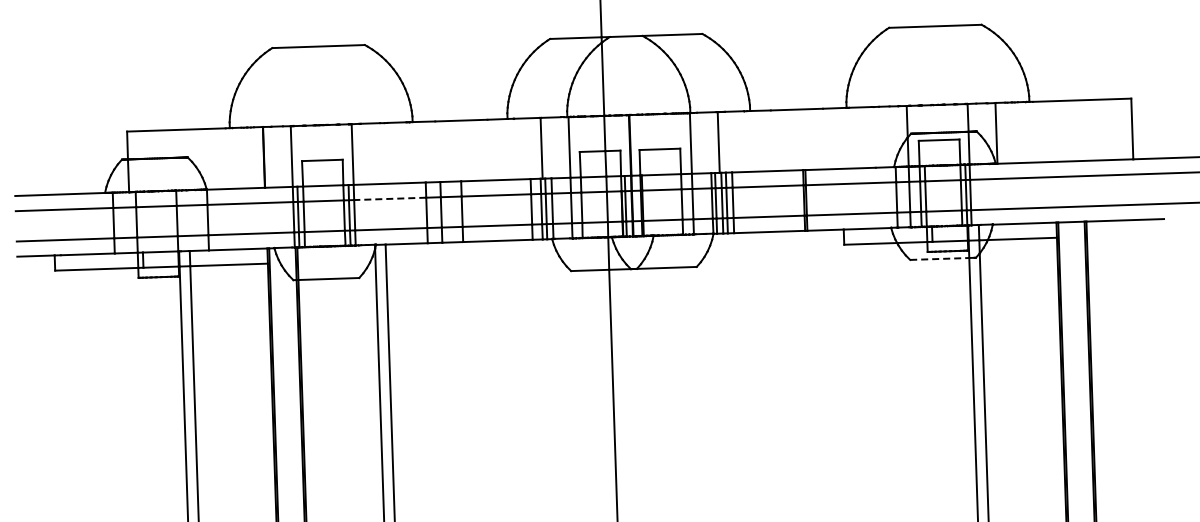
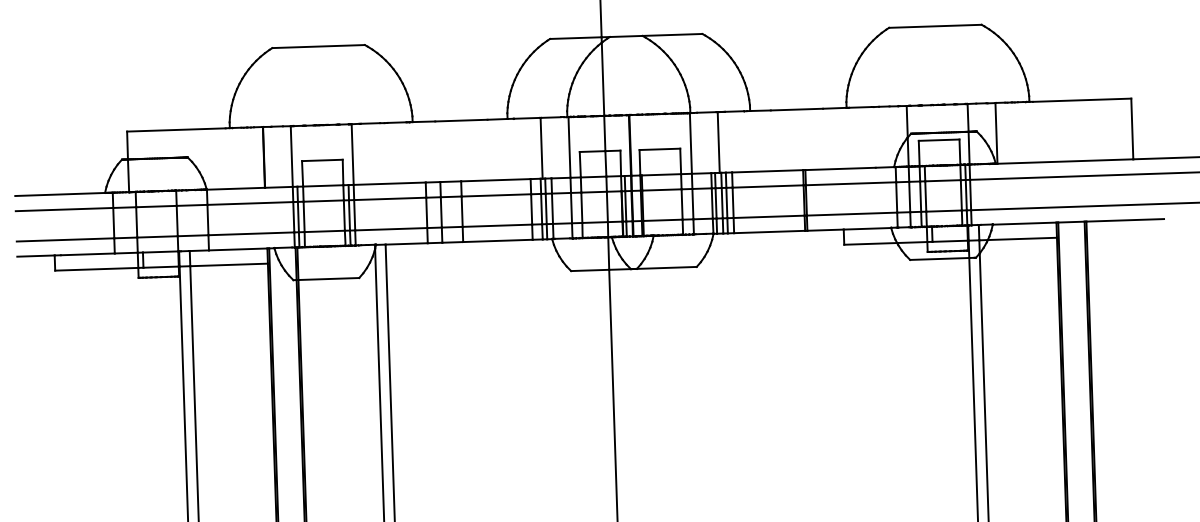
line: dashed -> solid (389, 198)
line: dashed -> solid (939, 258)
